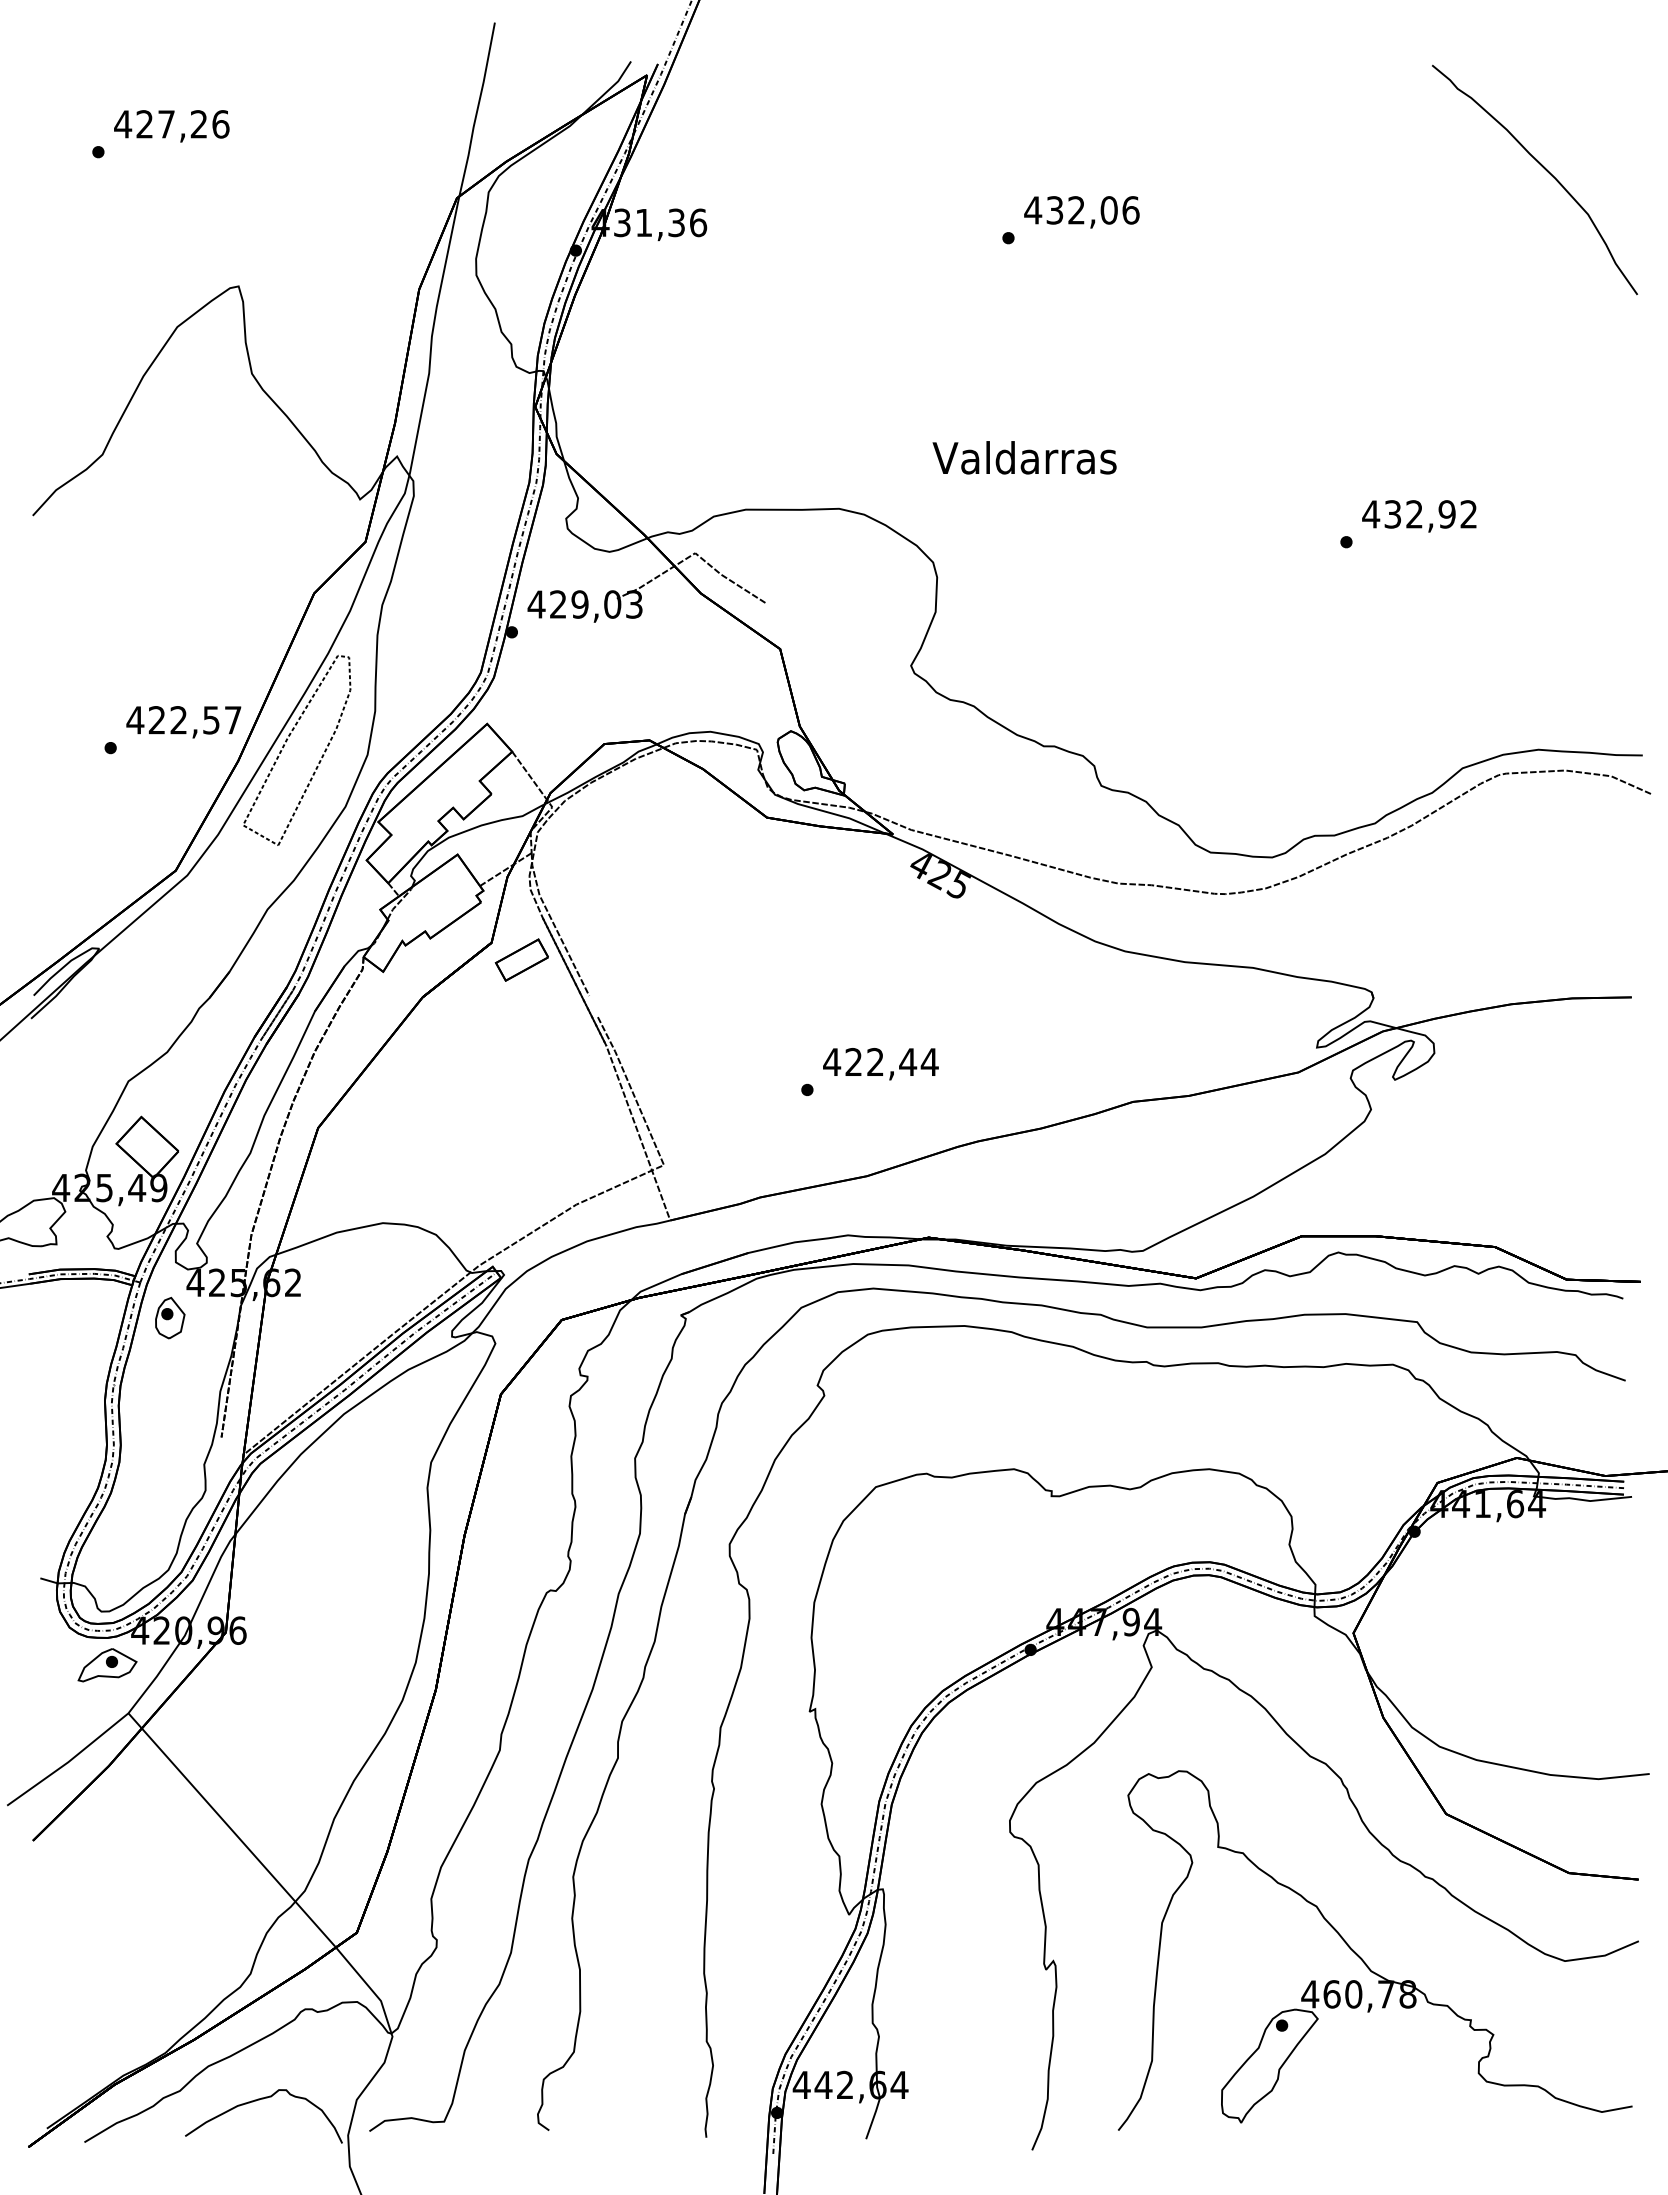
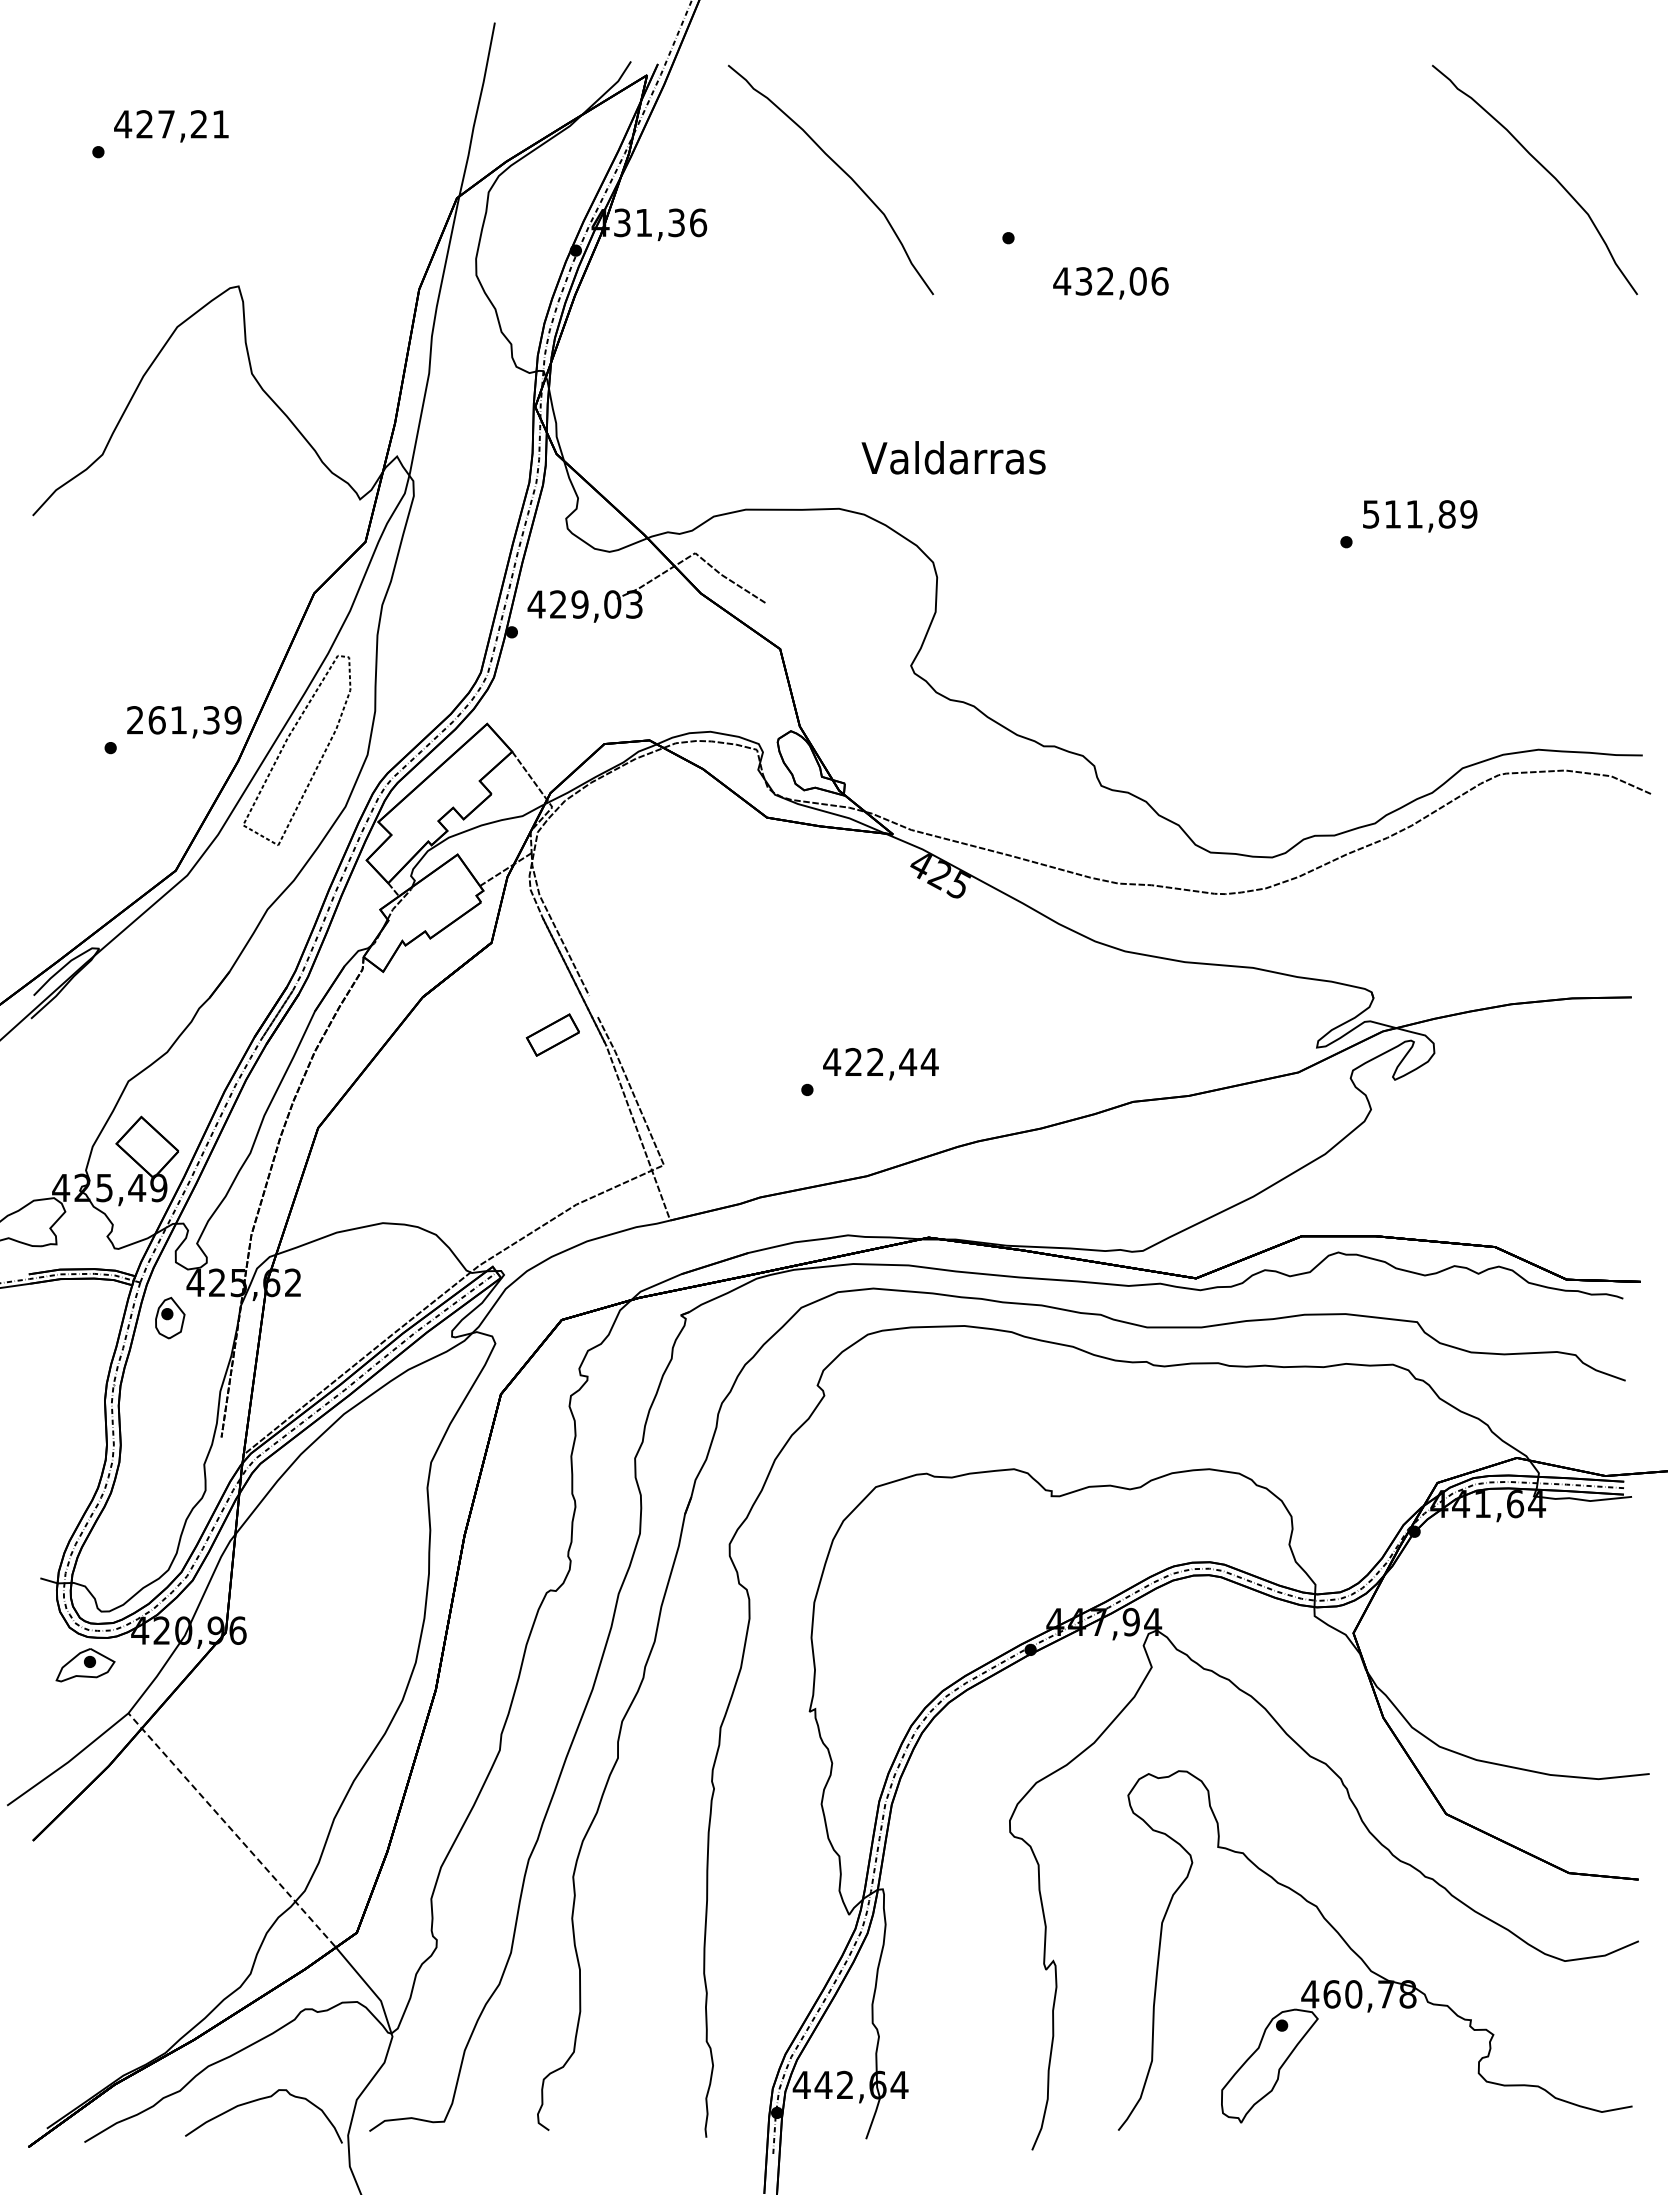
text: 427,26 -> 427,21 (220, 124)
curve: none -> present (840, 169)
text position: (1081, 212) -> (1110, 283) (1110, 283)
text position: (1024, 457) -> (953, 457) (953, 457)
text: 432,92 -> 511,89 (1419, 514)
text: 422,57 -> 261,39 (183, 720)
part position: (521, 959) -> (552, 1034) (552, 1034)
part position: (107, 1665) -> (85, 1665) (85, 1665)
line: solid -> dashed (231, 1829)
